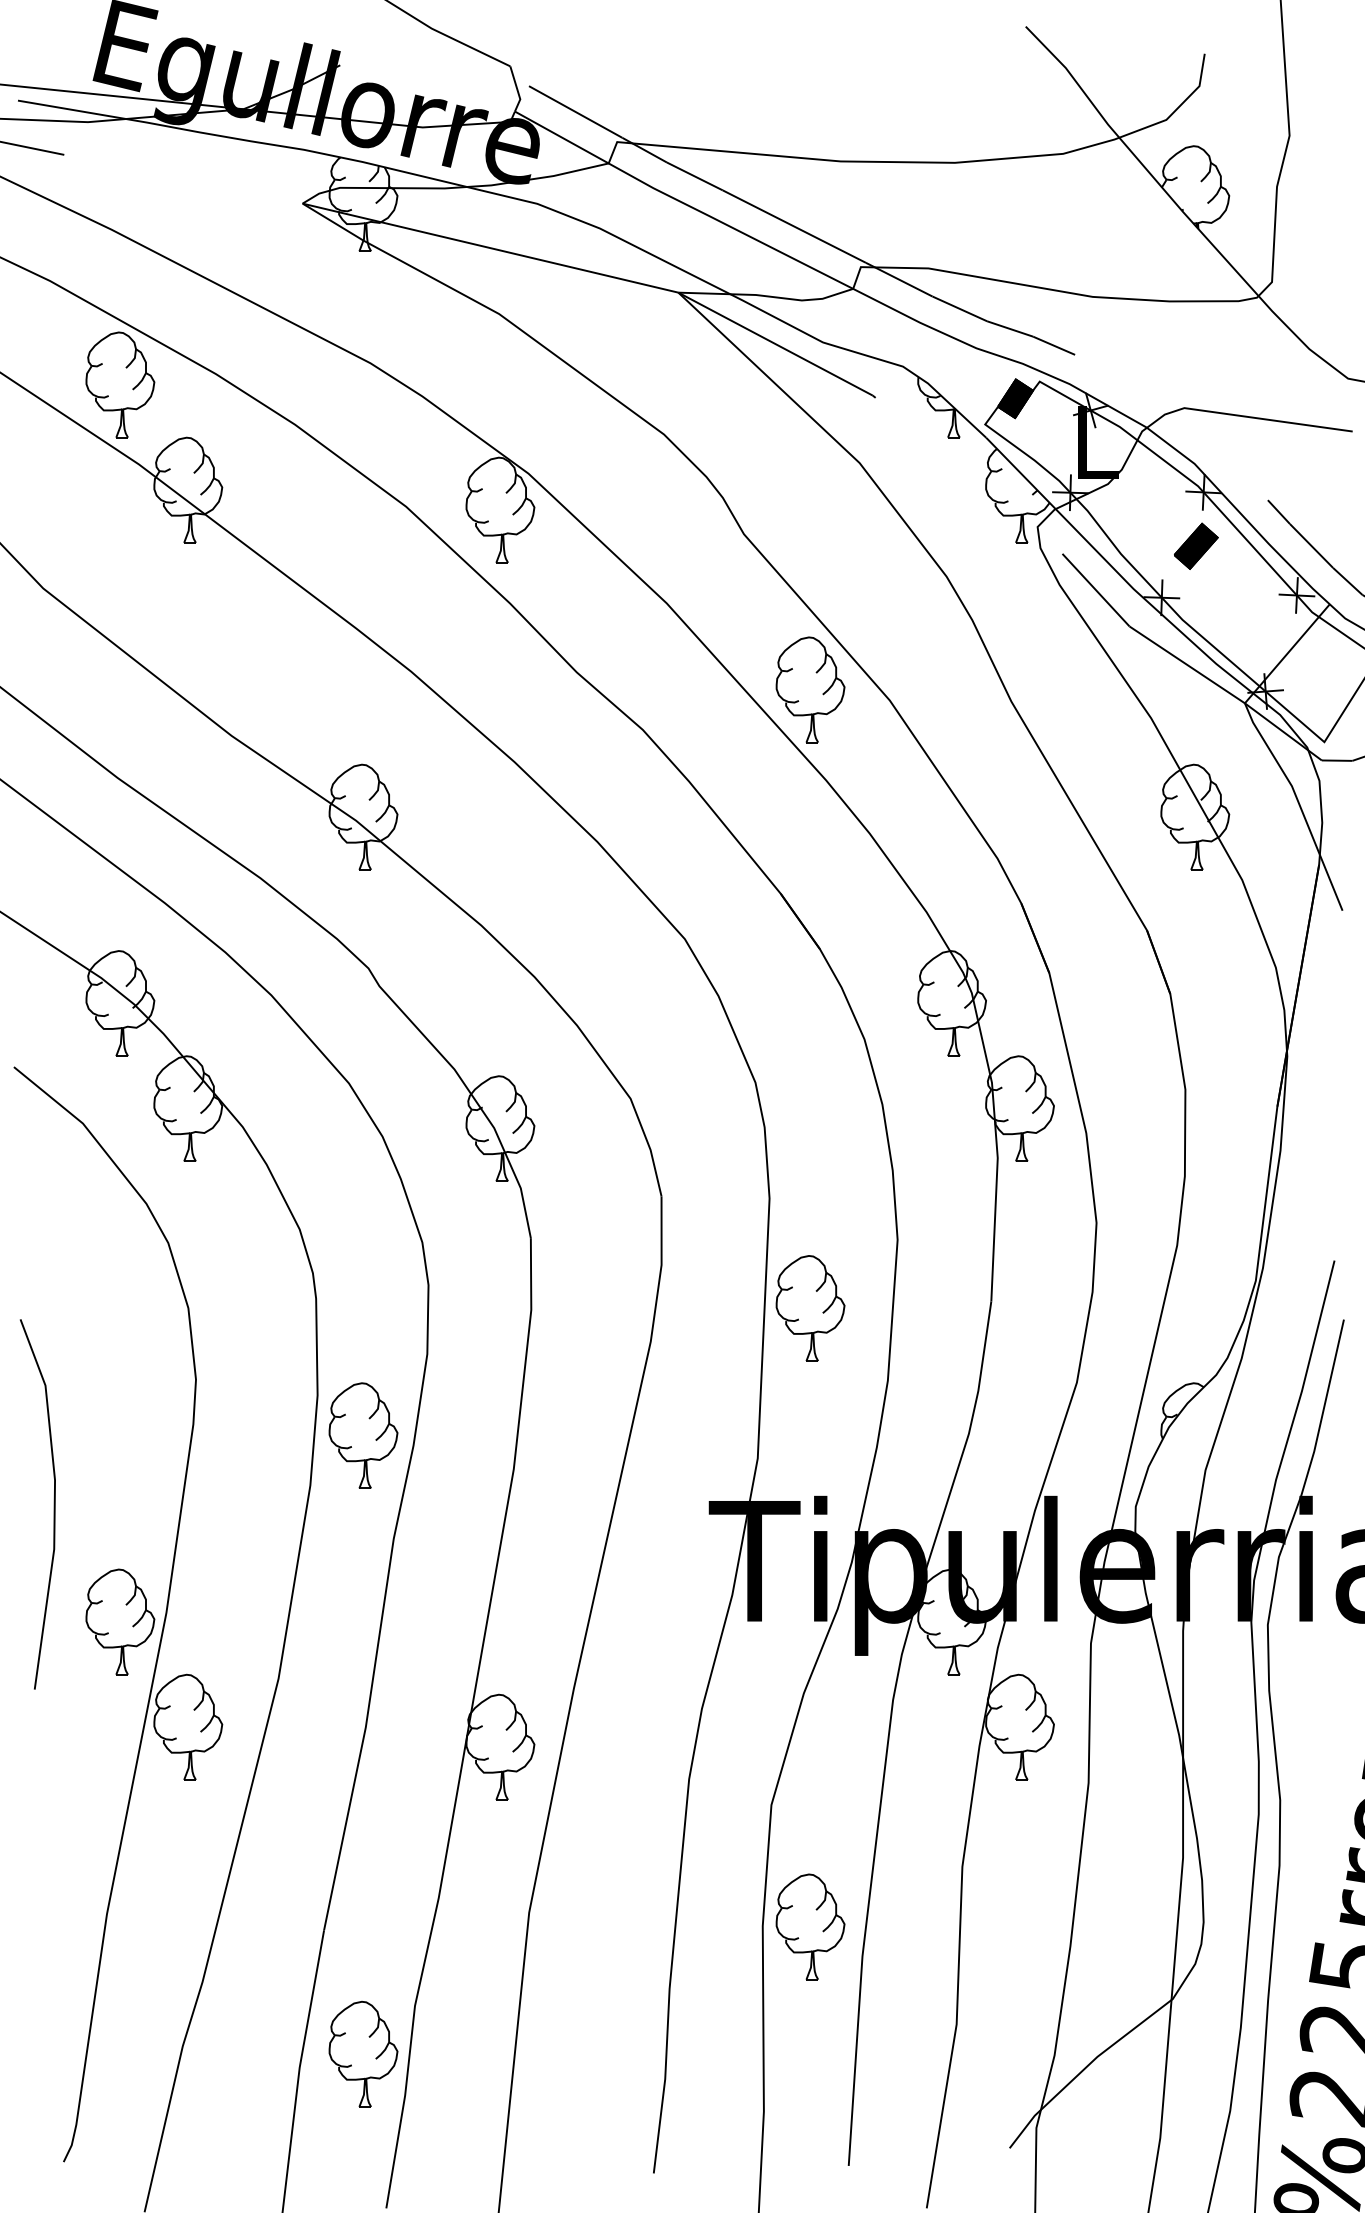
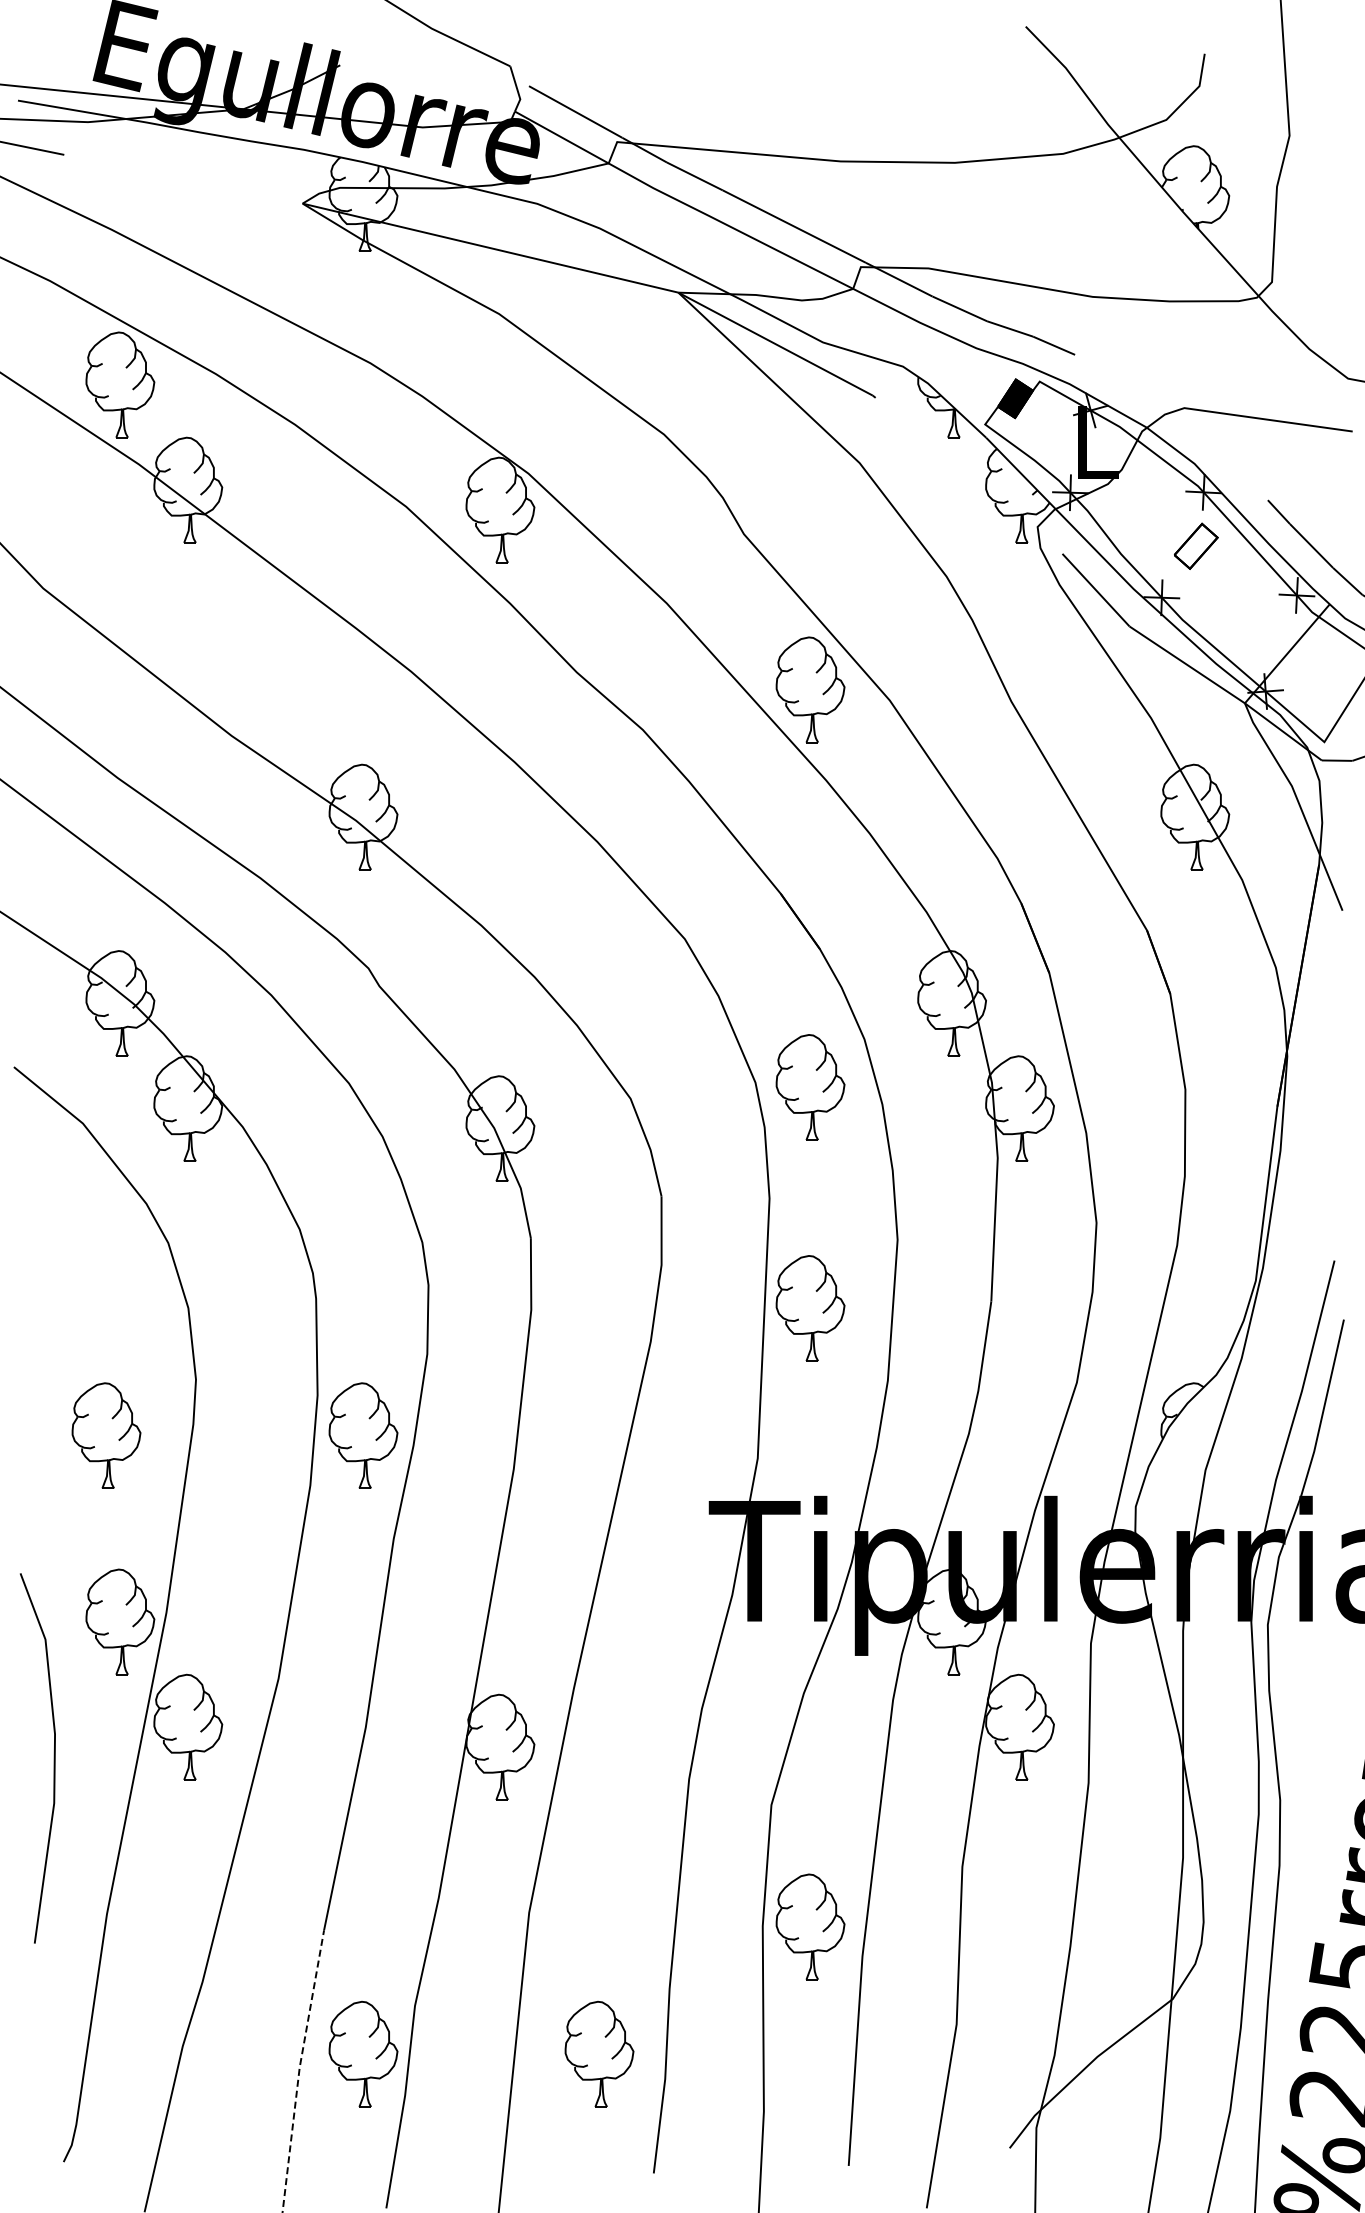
fill: present -> none (1195, 545)
part: none -> present (810, 1087)
part: none -> present (106, 1435)
line position: (53, 1504) -> (53, 1758) (53, 1758)
part: none -> present (599, 2054)
line: solid -> dashed (299, 2069)
